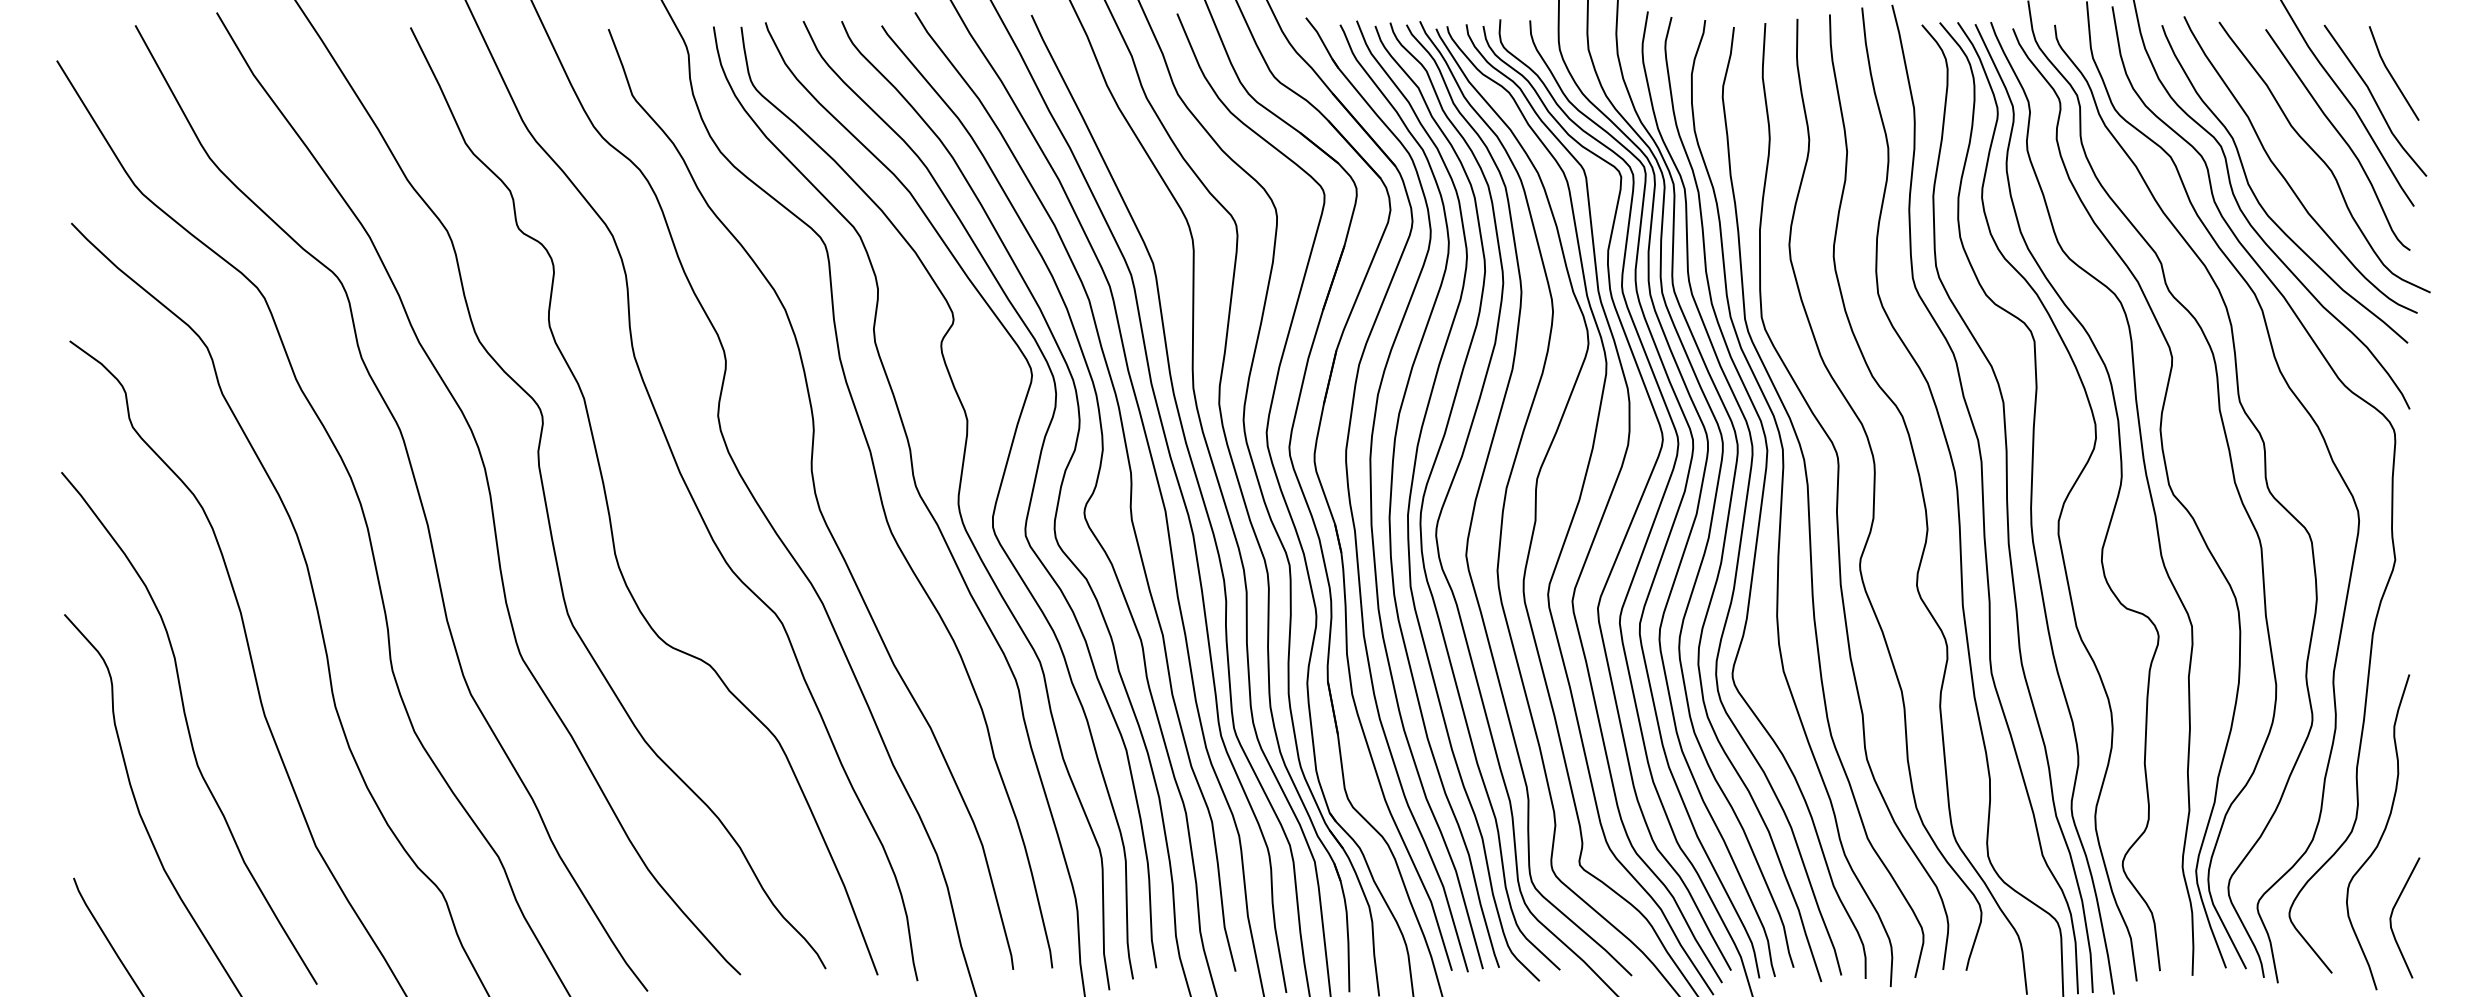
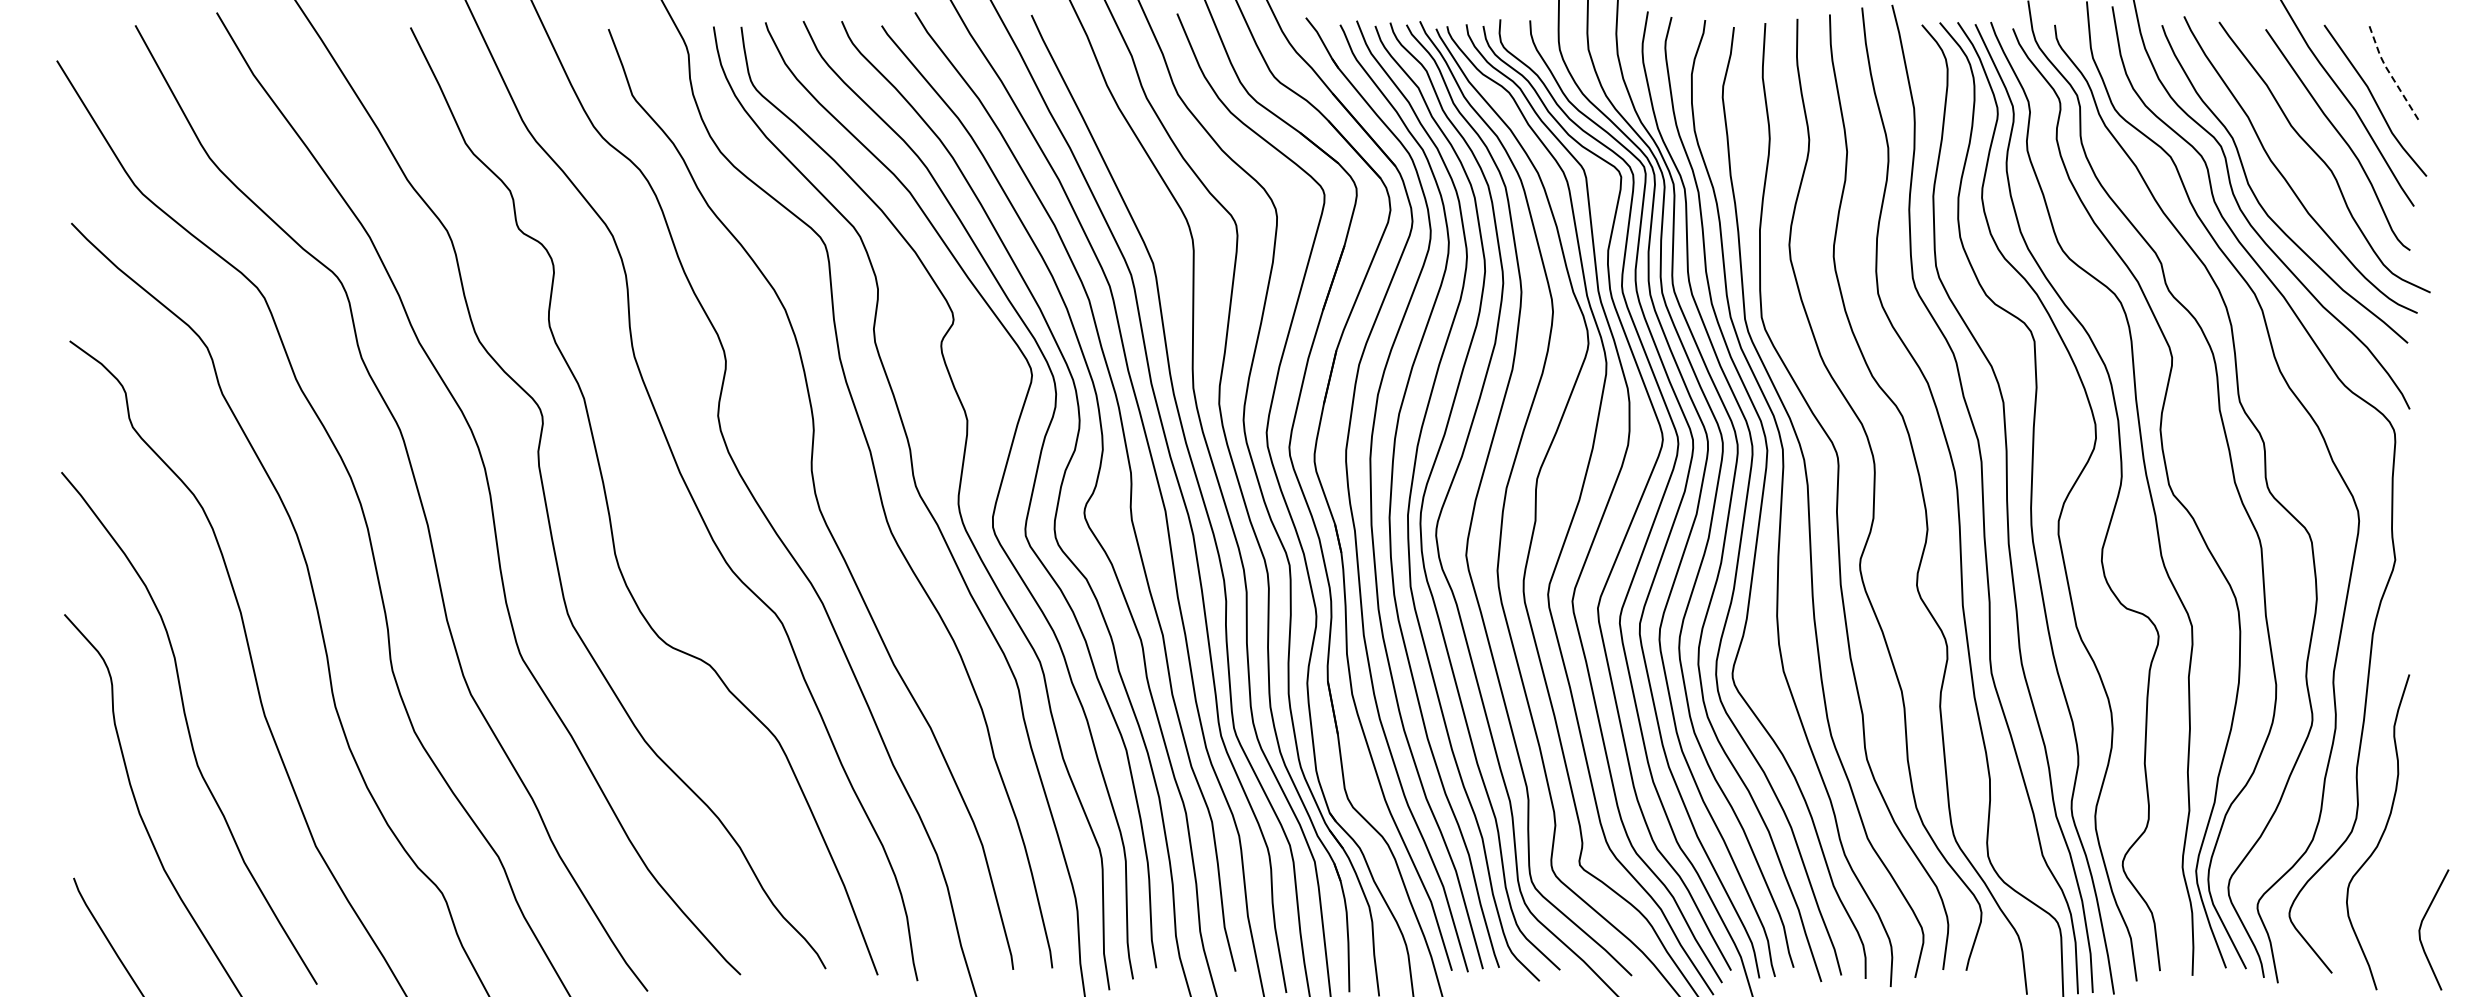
line: solid -> dashed (2390, 74)
curve position: (2392, 915) -> (2421, 927) (2421, 927)
